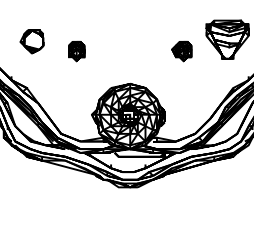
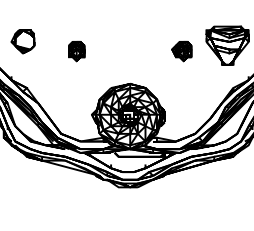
part position: (227, 39) -> (227, 45) (227, 45)
part position: (31, 41) -> (22, 41) (22, 41)
